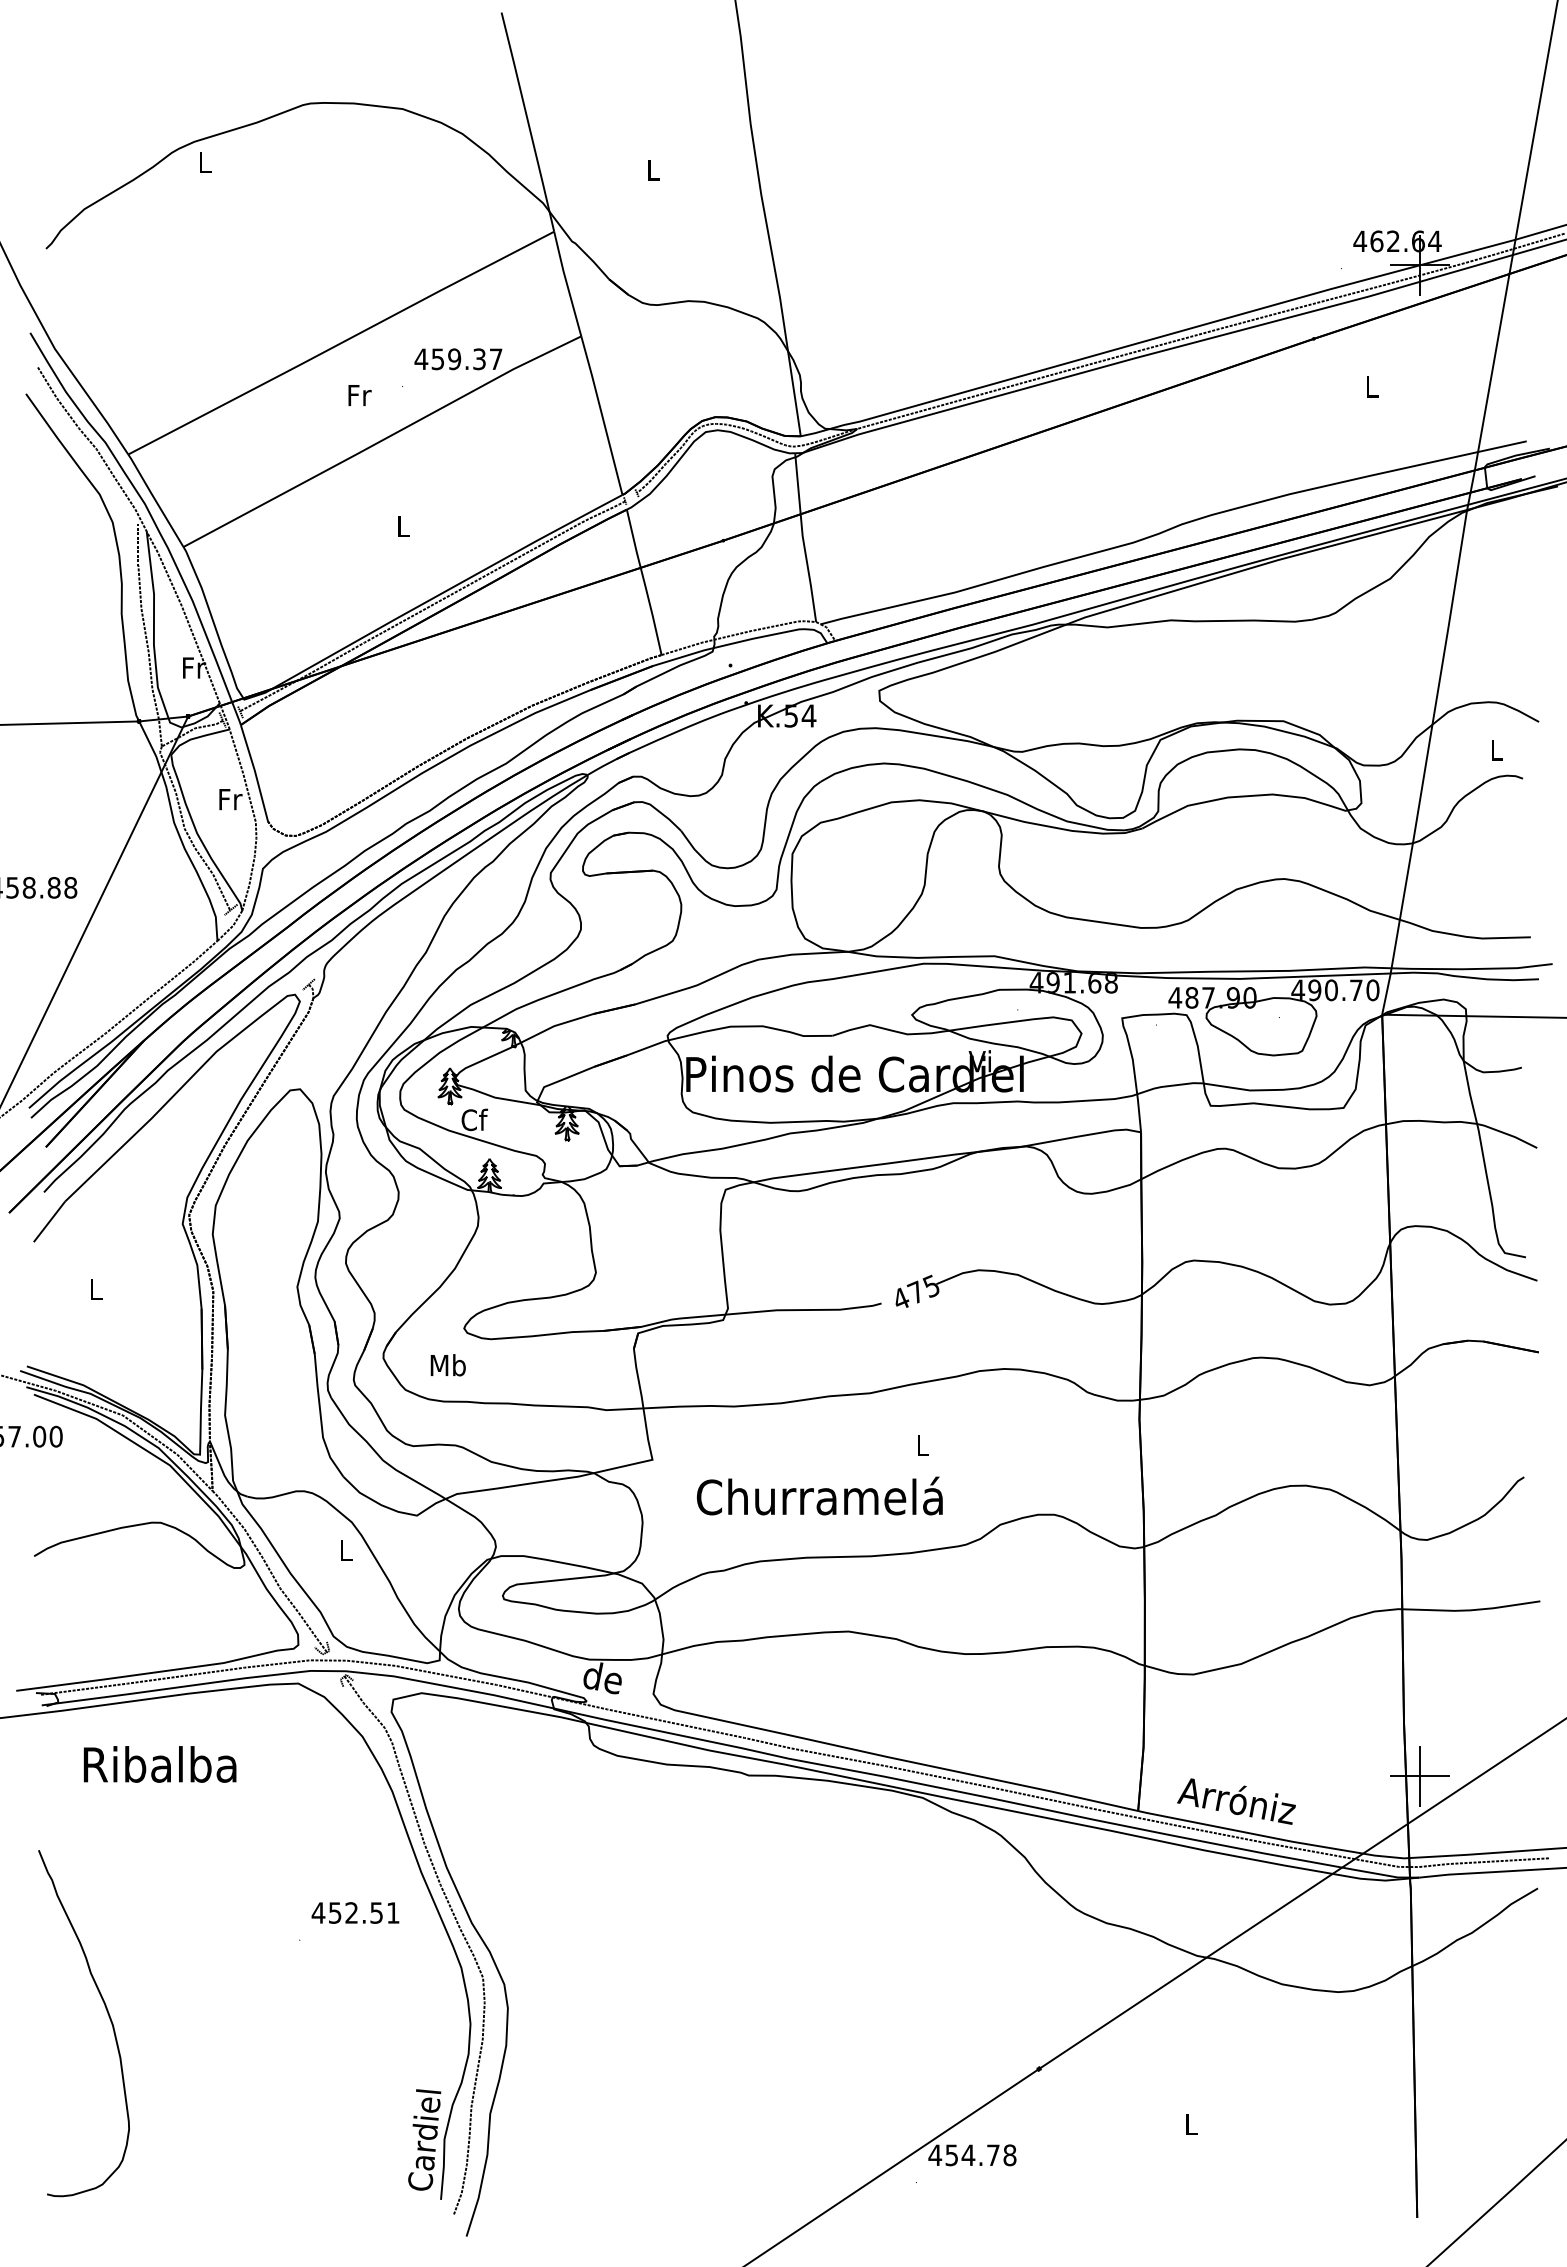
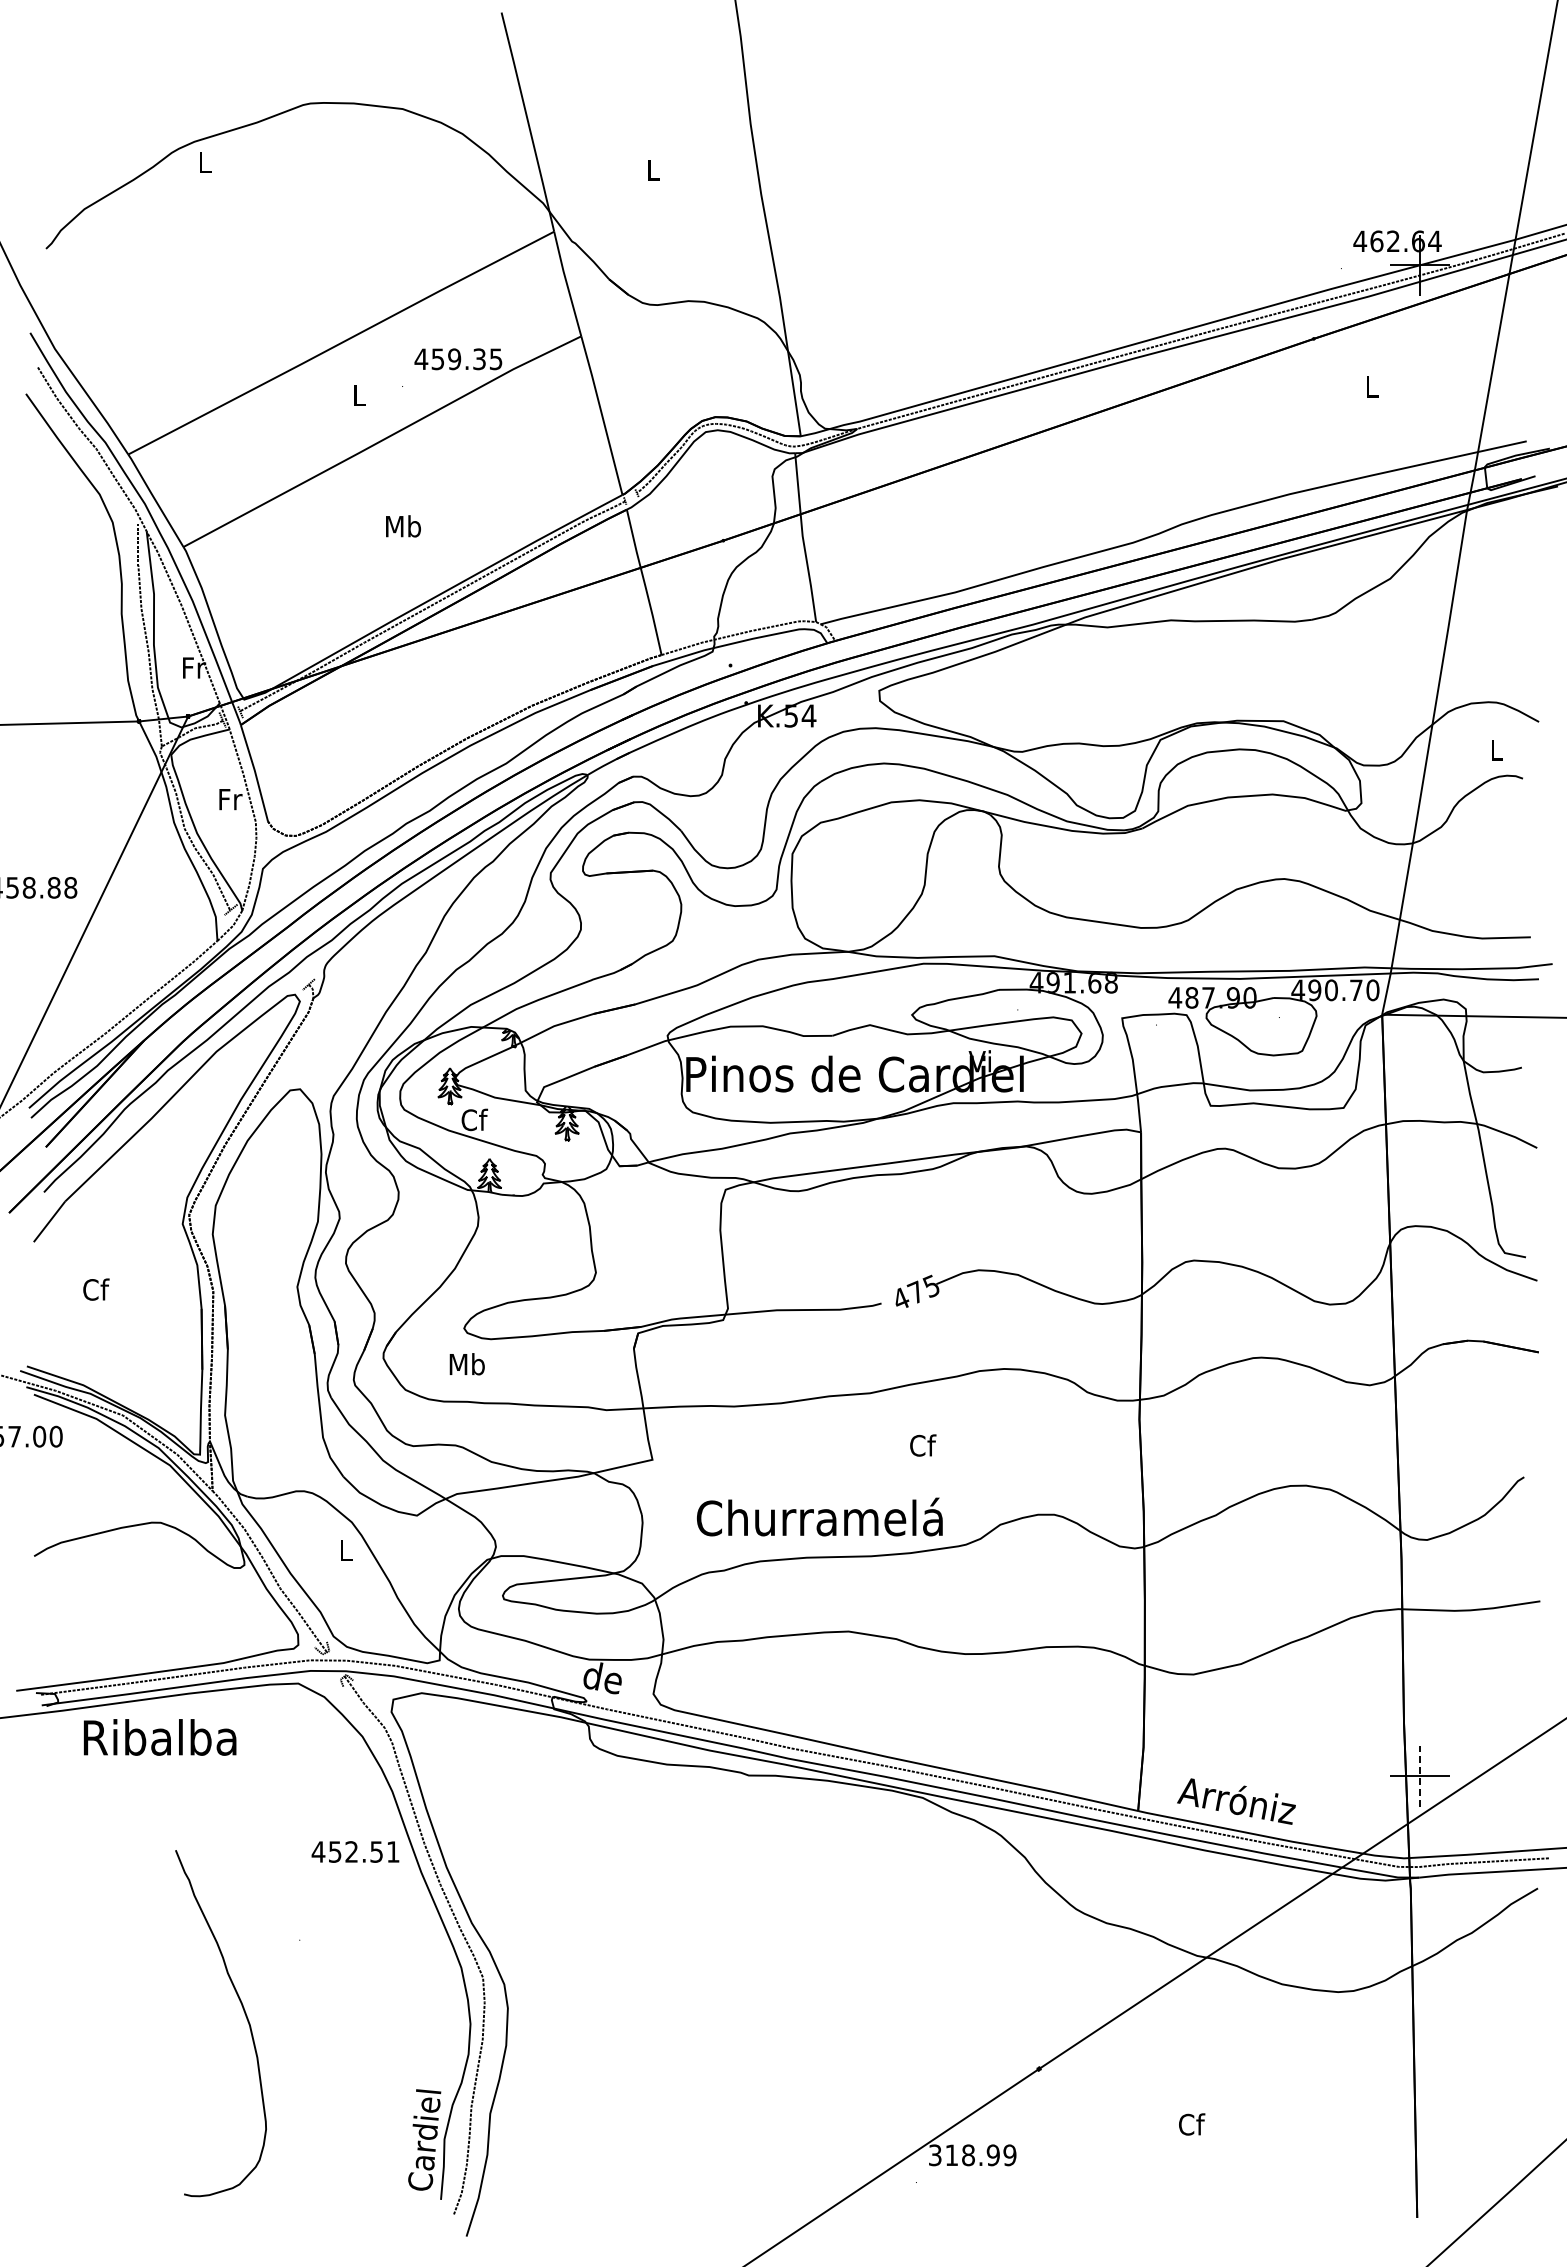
text: 459.37 -> 459.35 (495, 359)
text: Fr -> L (359, 395)
text: L -> Mb (403, 526)
text: L -> Cf (96, 1289)
text position: (447, 1365) -> (466, 1364) (466, 1364)
text: L -> Cf (923, 1445)
text position: (819, 1495) -> (819, 1516) (819, 1516)
text position: (160, 1764) -> (160, 1737) (160, 1737)
line: solid -> dashed (1419, 1775)
text position: (355, 1912) -> (355, 1851) (355, 1851)
curve position: (107, 2014) -> (244, 2014) (244, 2014)
text: L -> Cf (1192, 2124)
text: 454.78 -> 318.99 (972, 2155)
